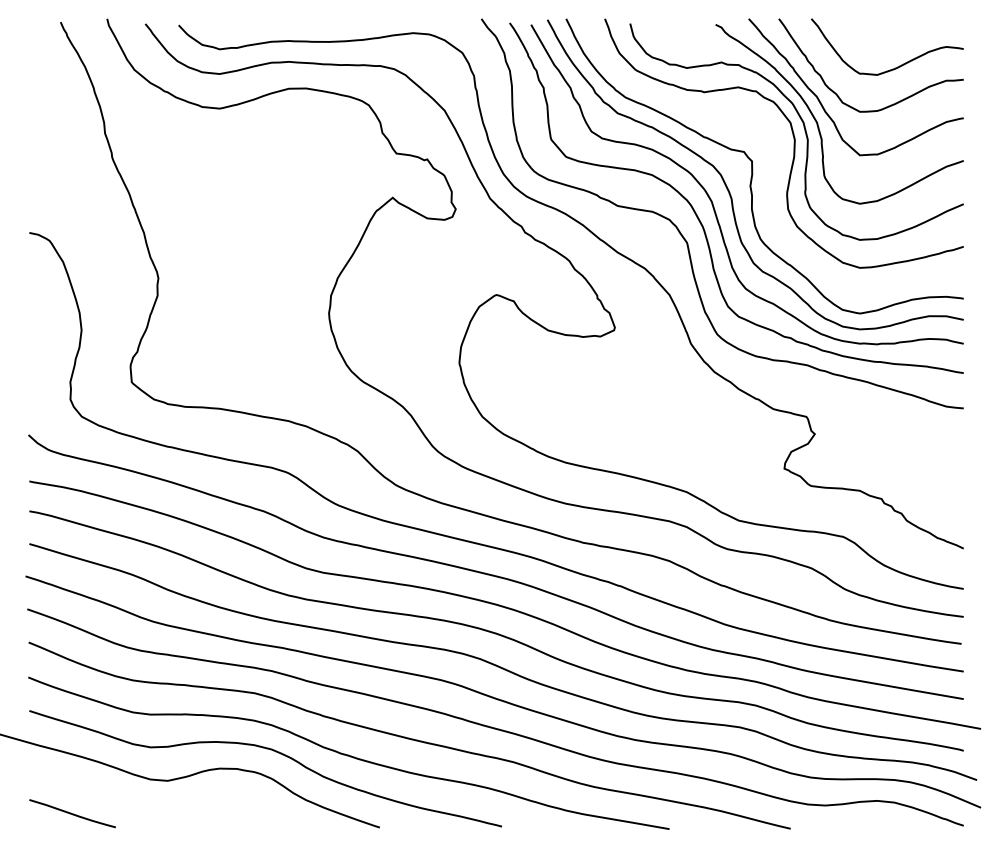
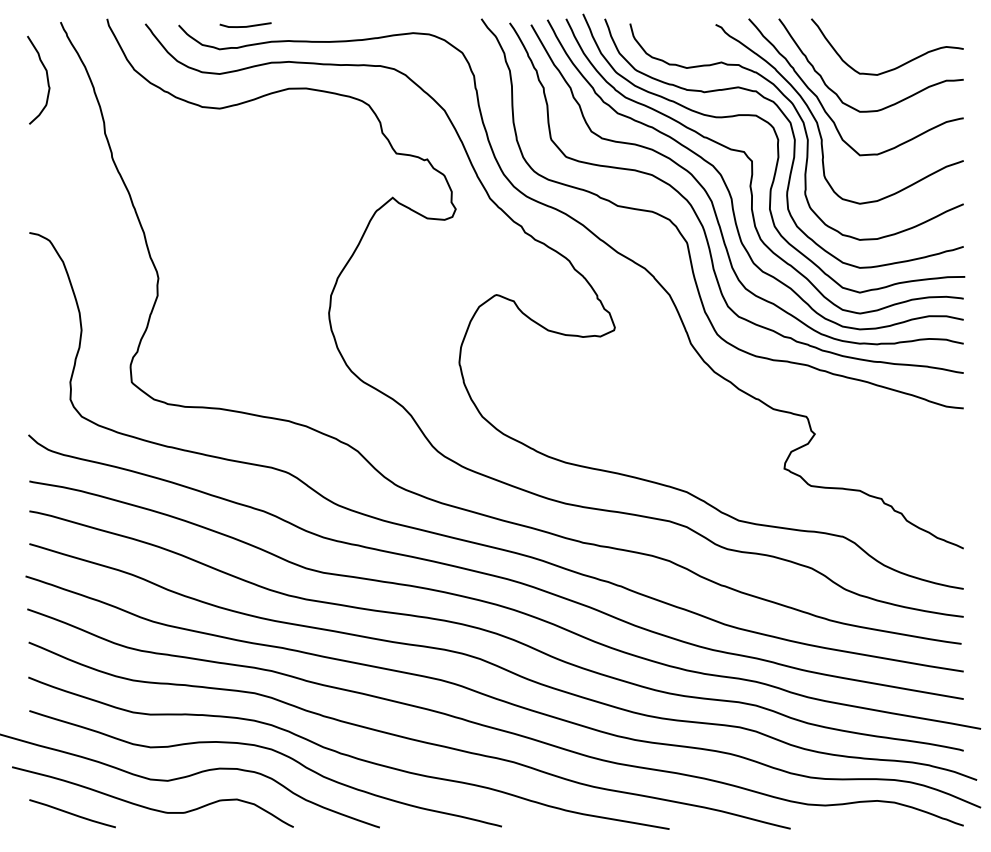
line: none -> present (246, 25)
curve: none -> present (46, 78)
curve: none -> present (777, 153)
curve: none -> present (149, 807)
